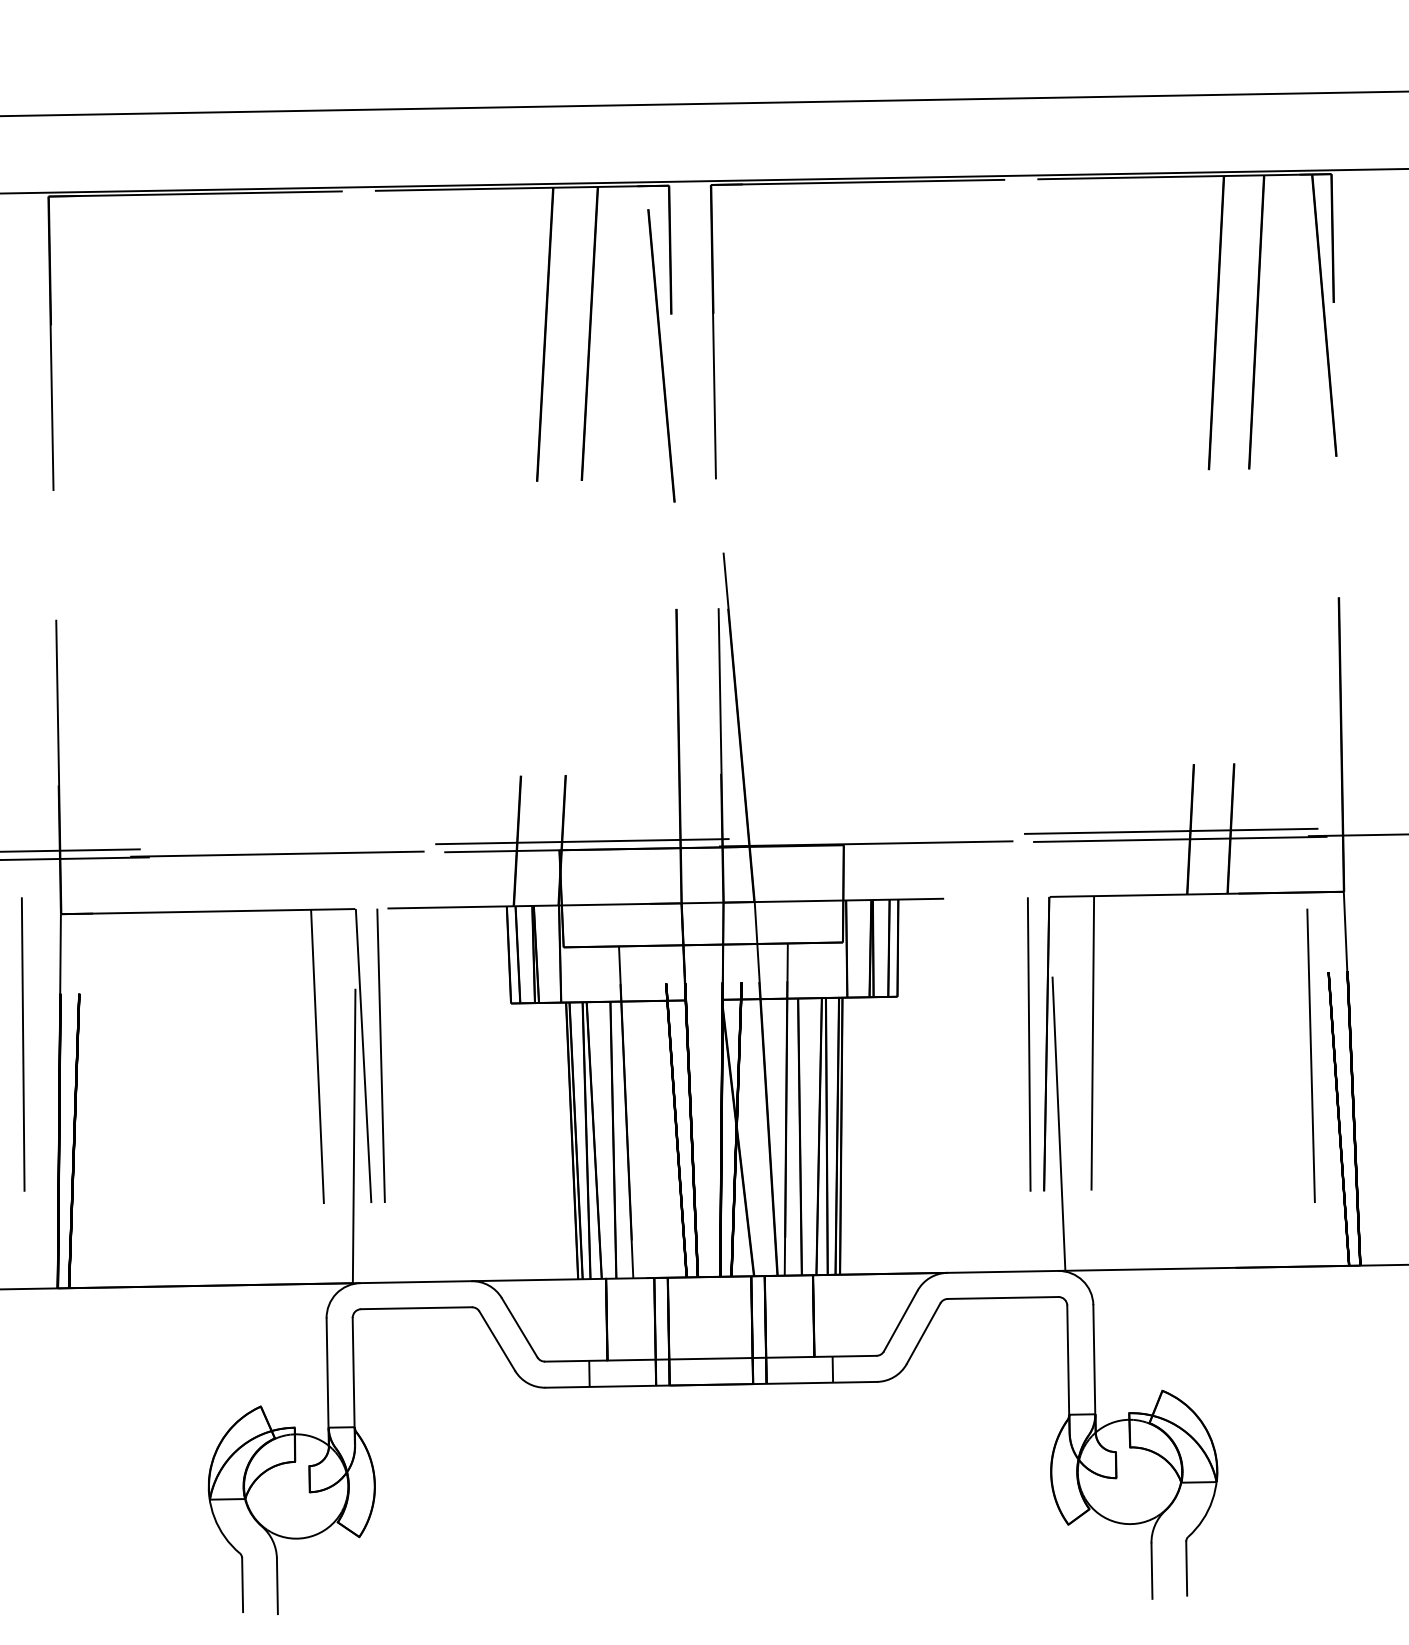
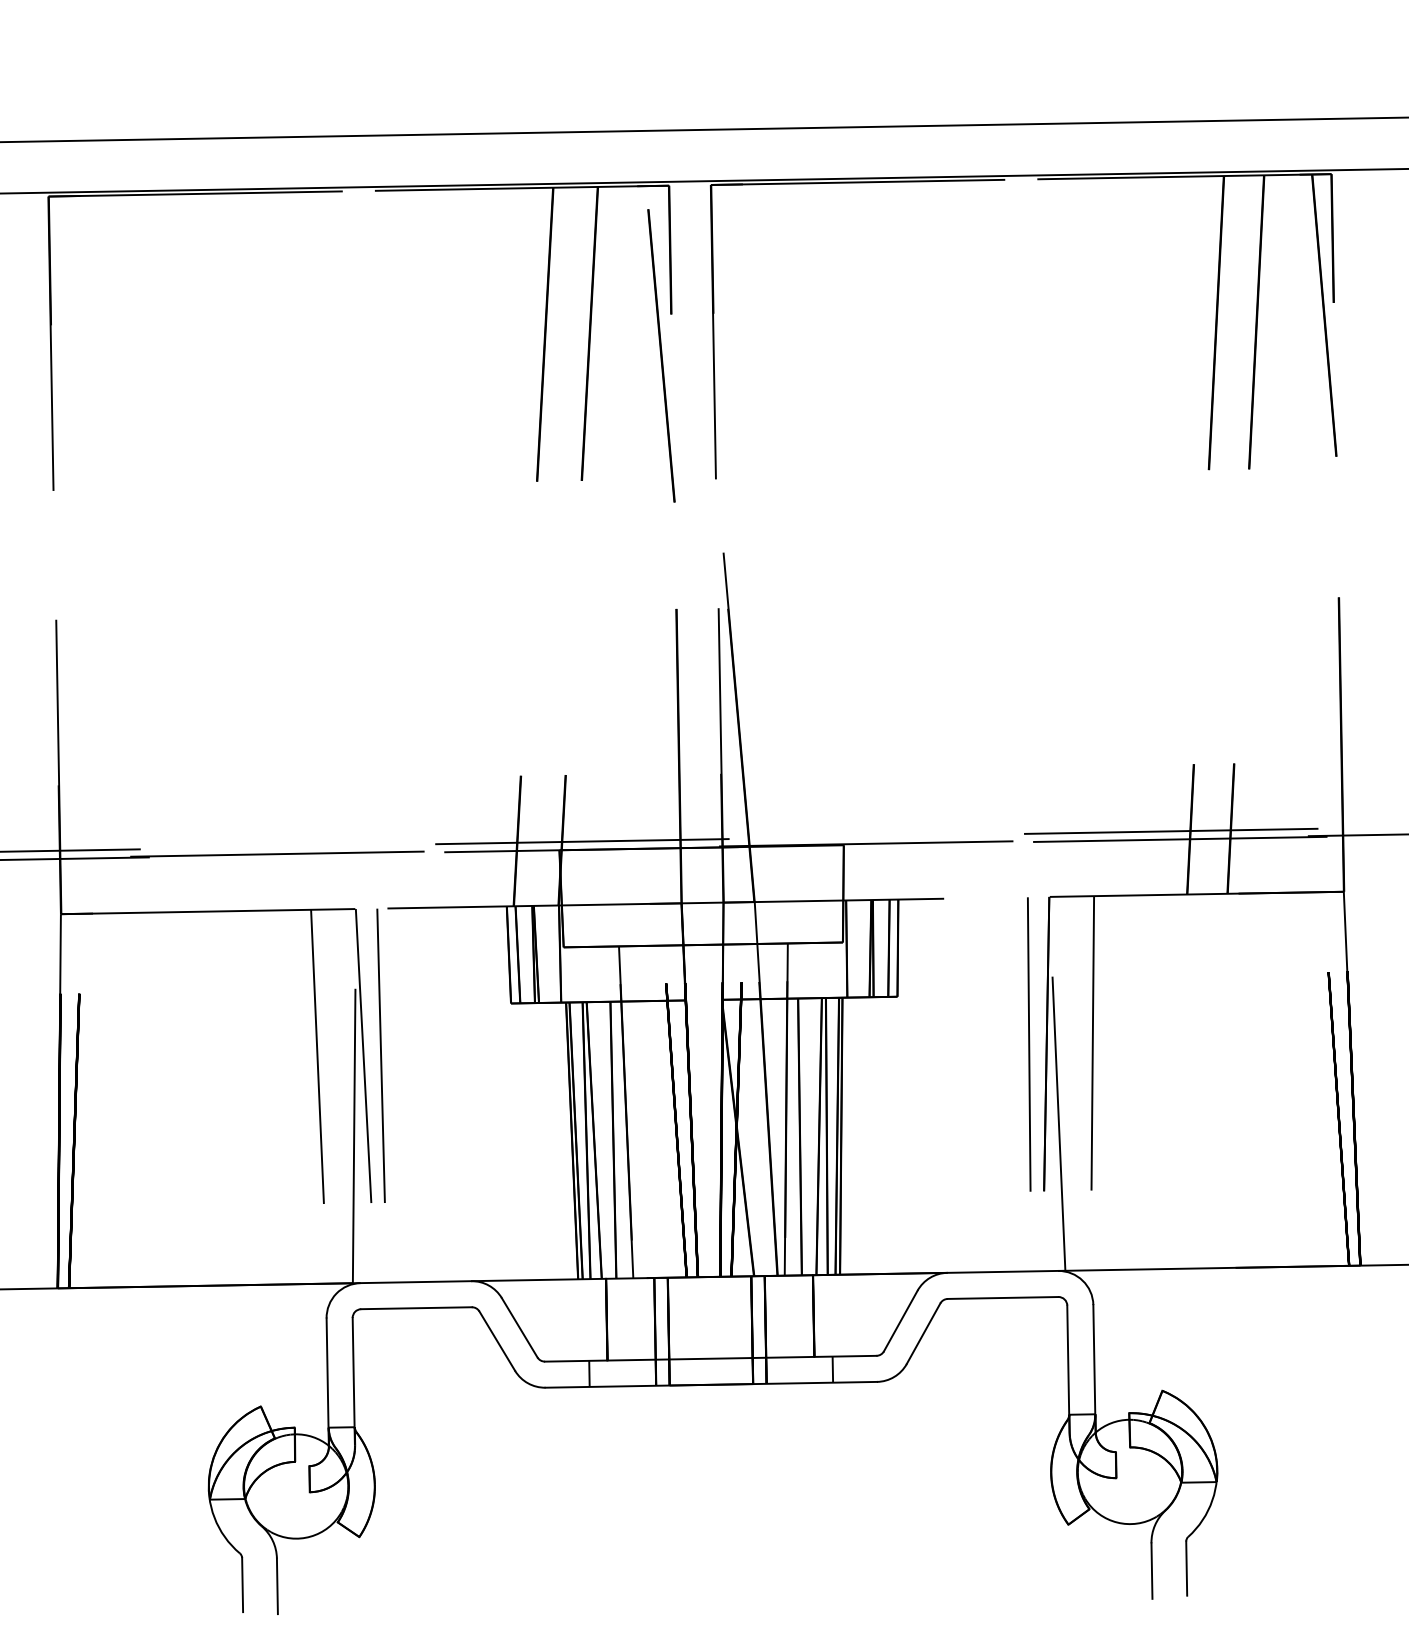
line position: (703, 103) -> (703, 129) (703, 129)
line: present -> none (23, 1044)
line: present -> none (1310, 1055)
